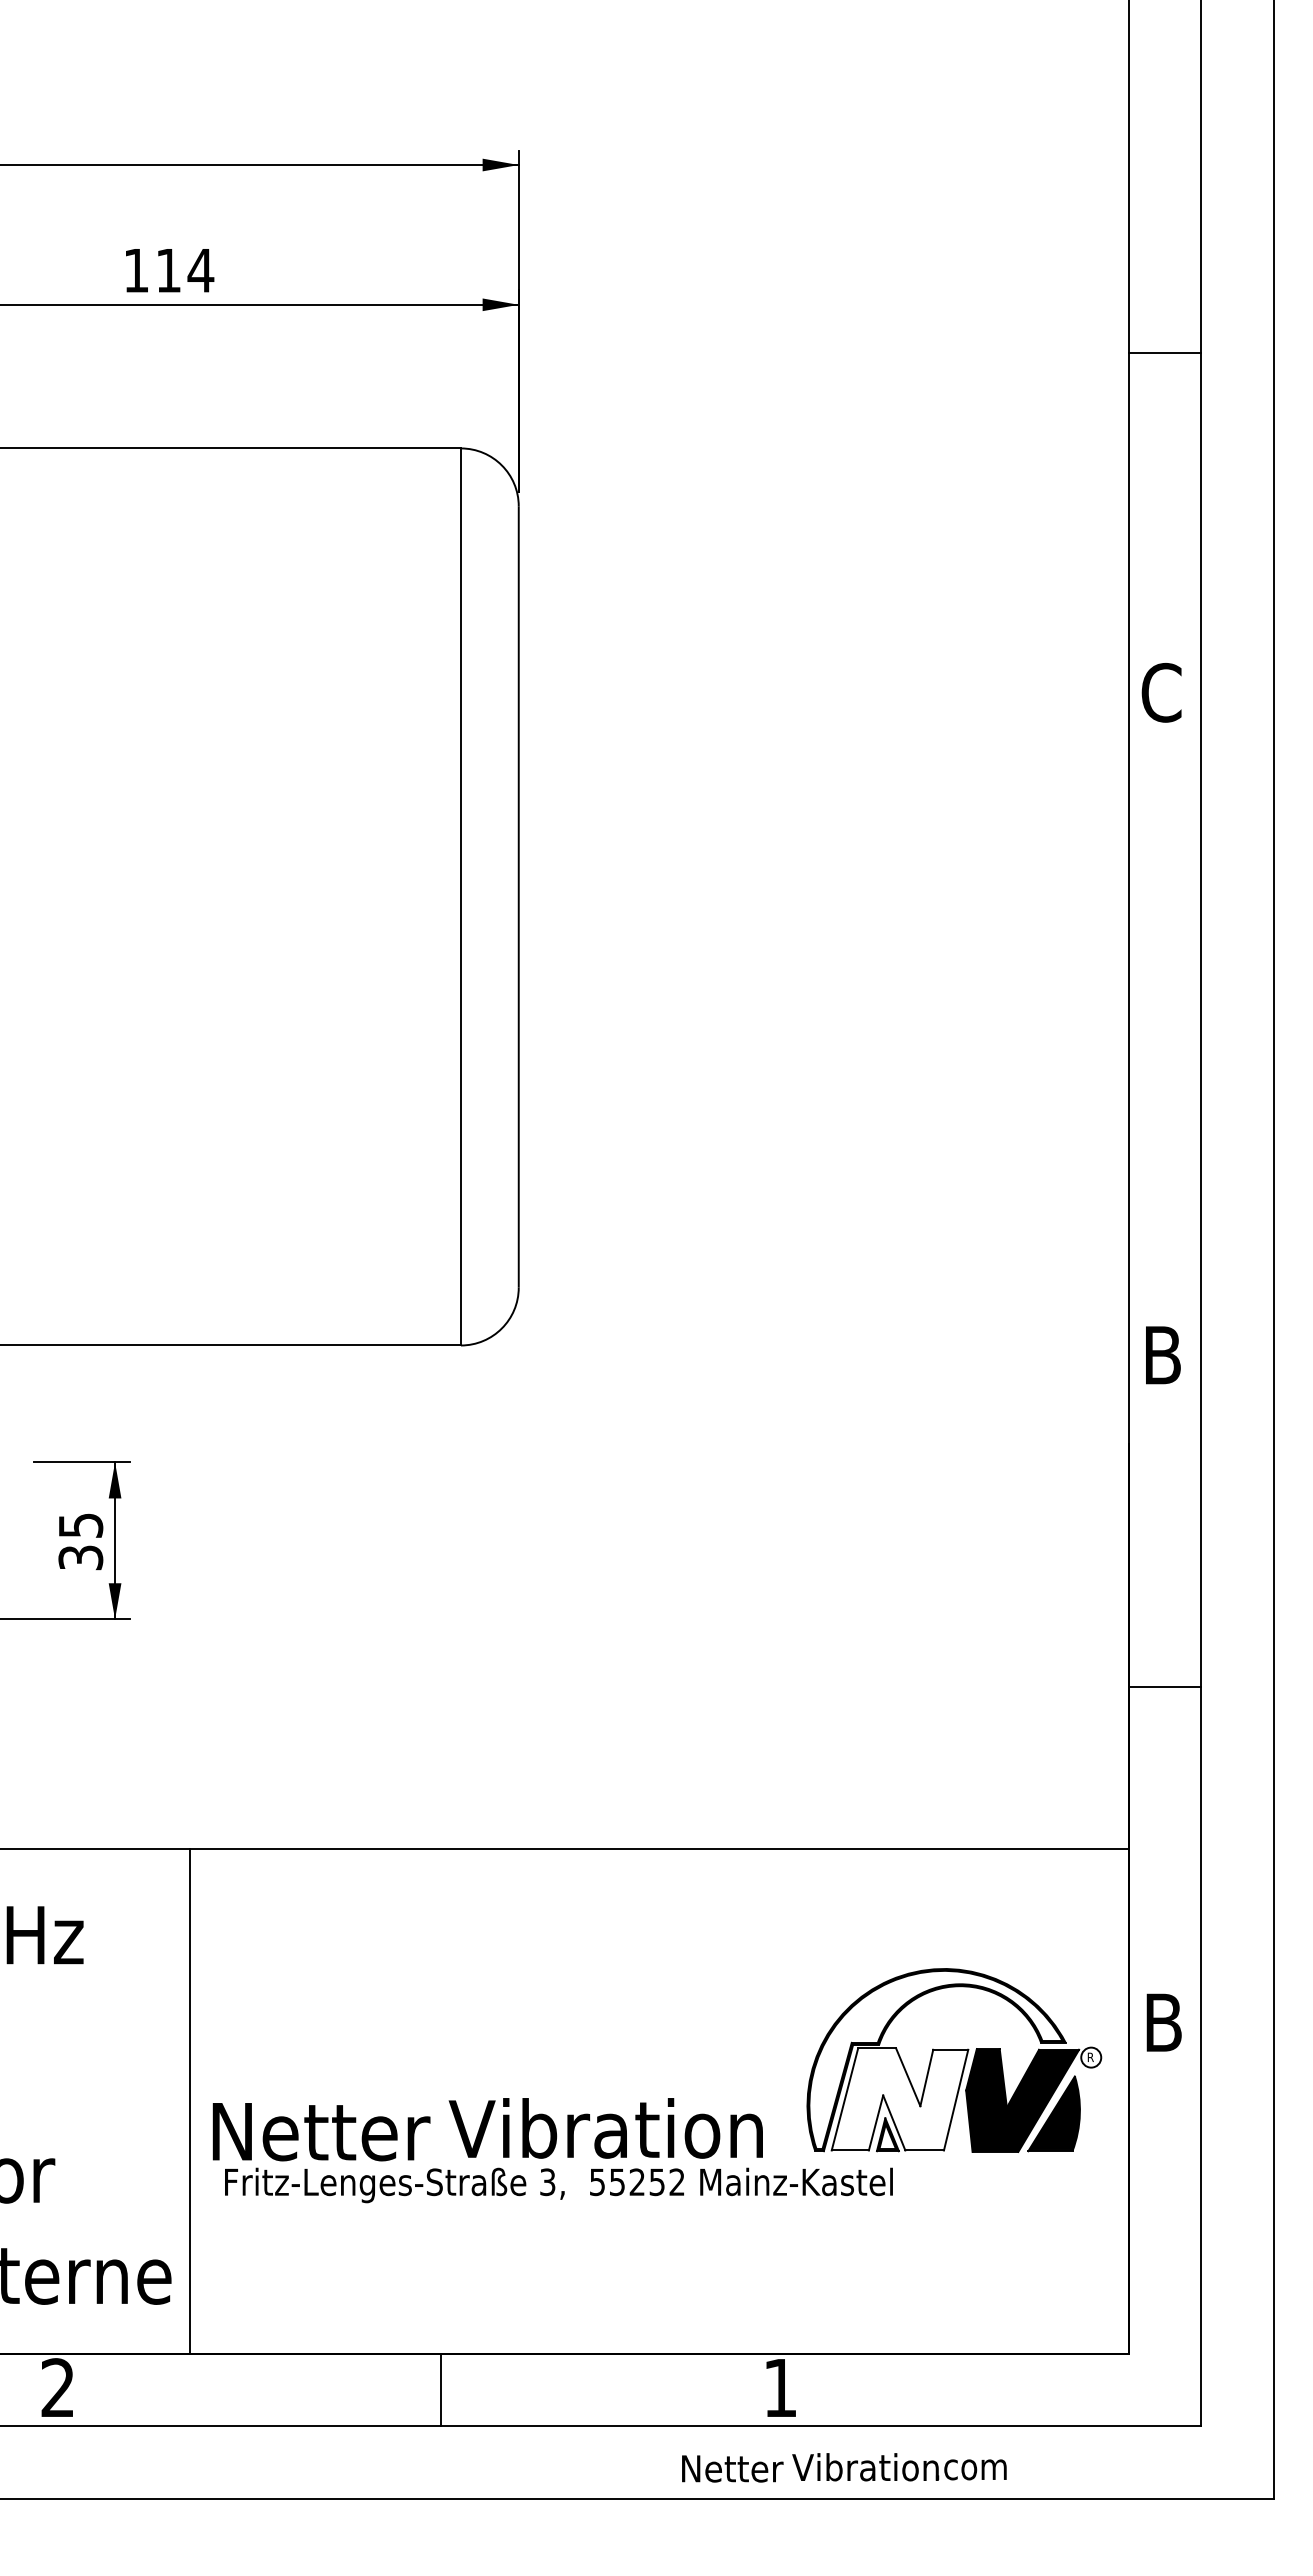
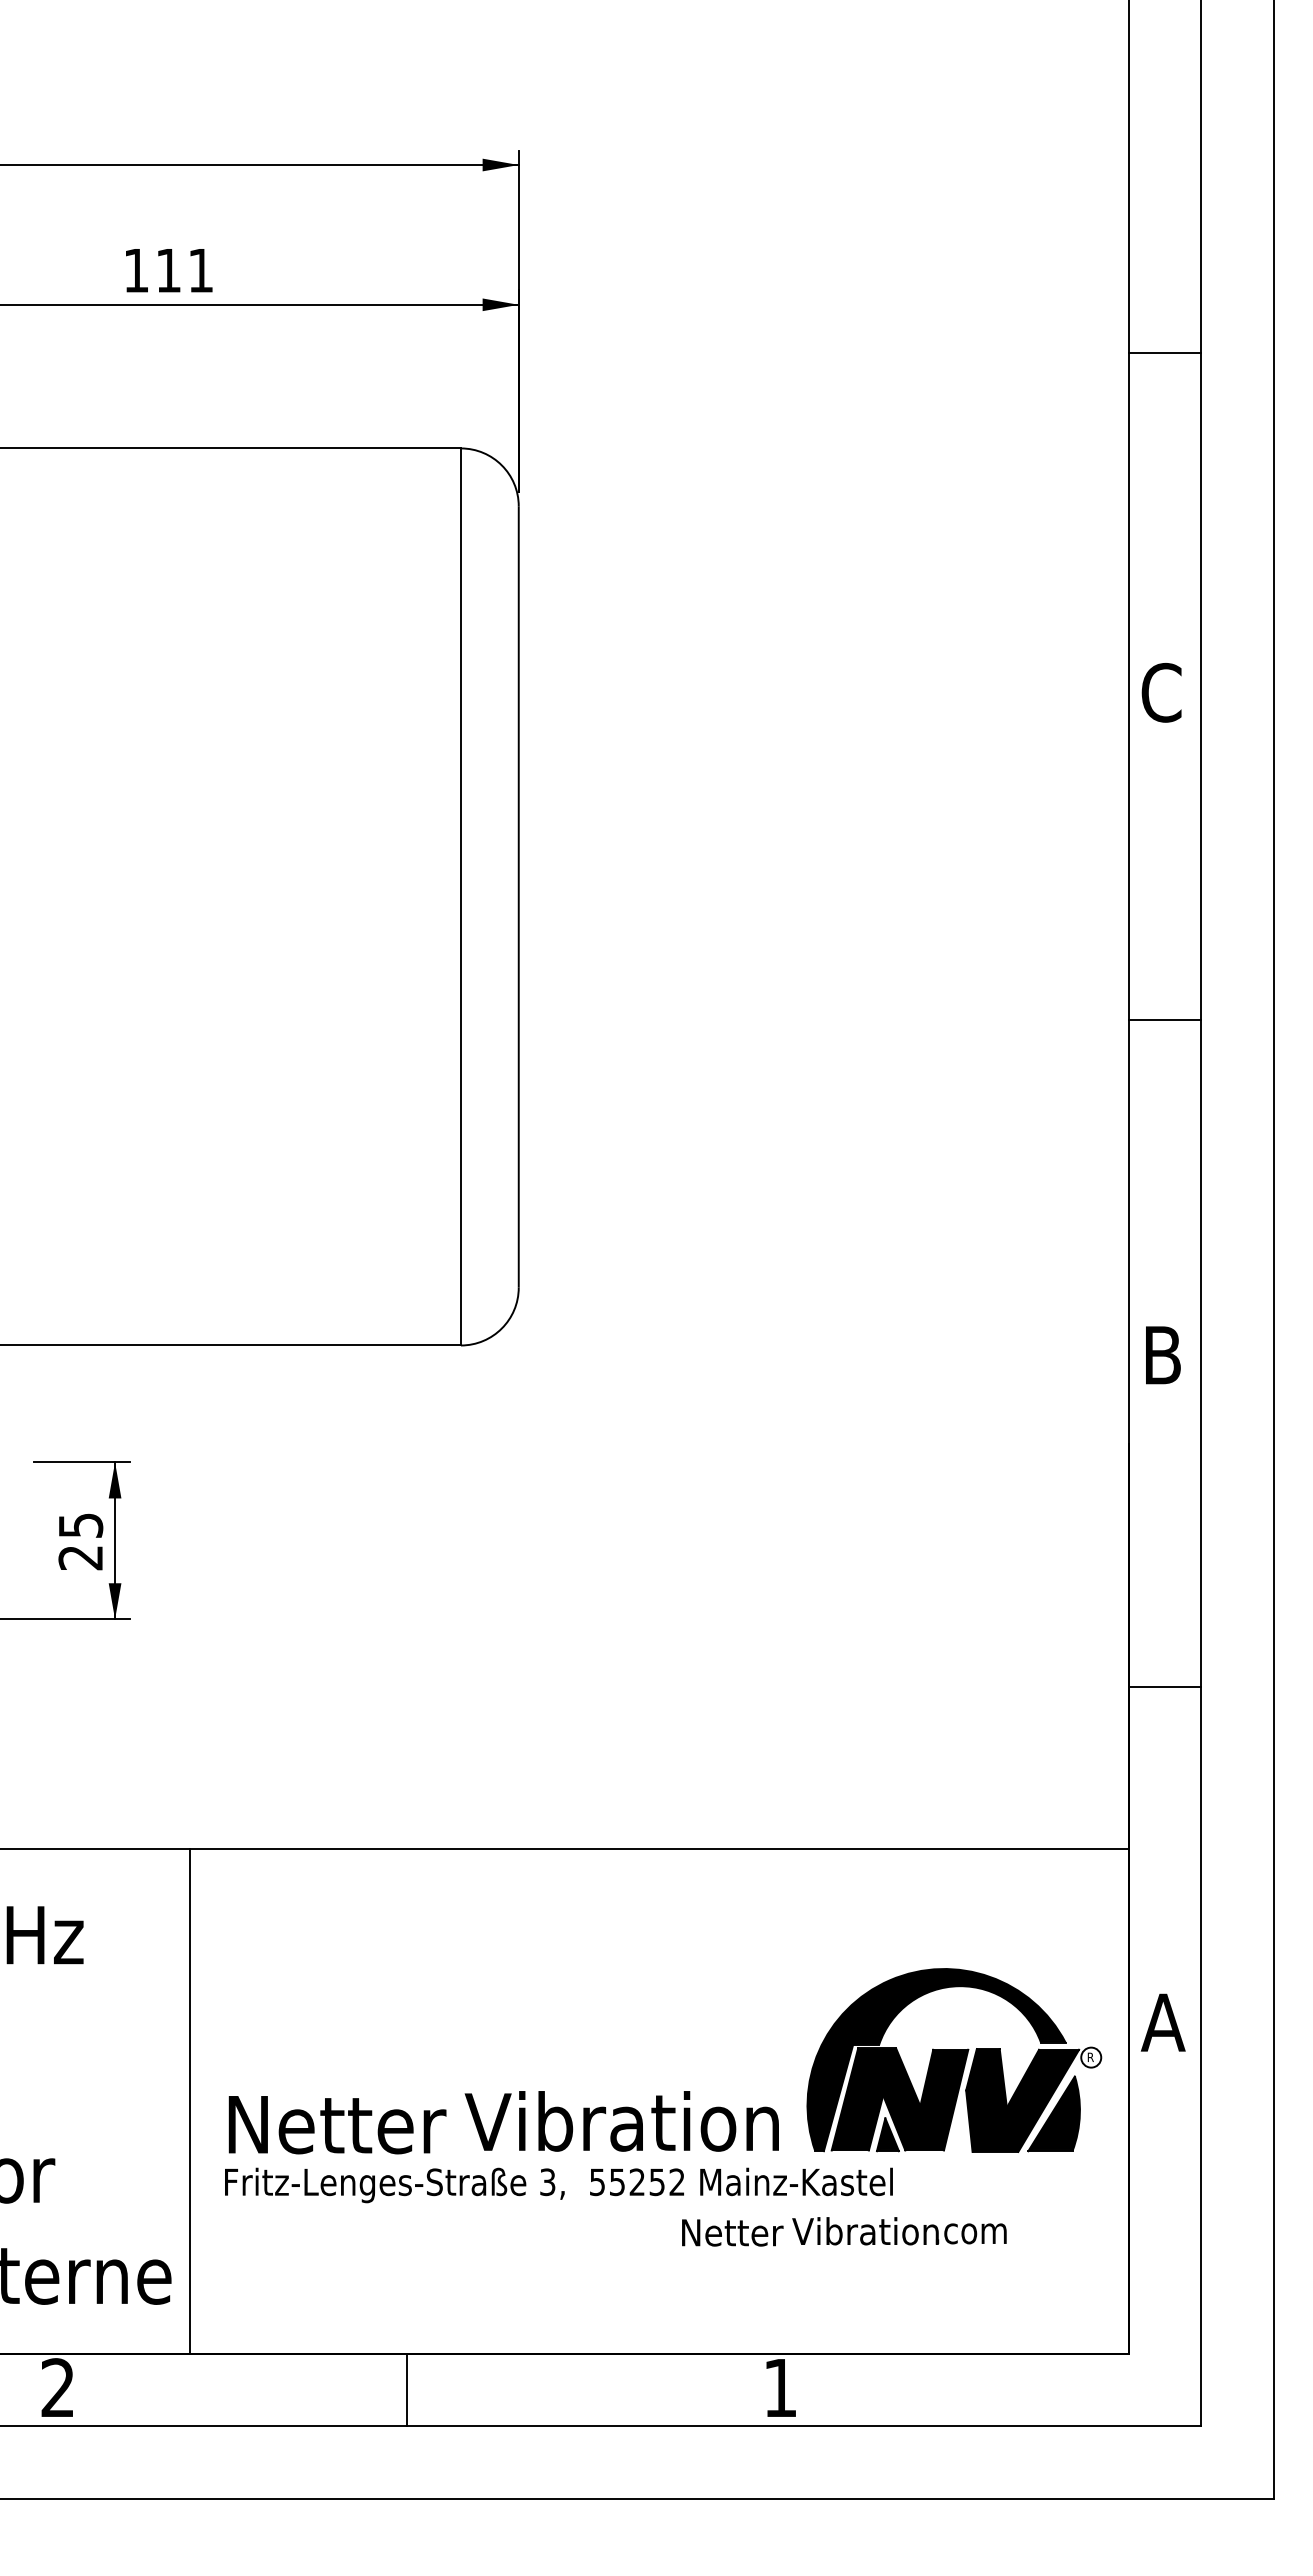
text: 114 -> 111 (200, 270)
line: none -> present (1165, 1020)
text: 35 -> 25 (80, 1557)
text: B -> A (1162, 2022)
fill: none -> present (935, 2059)
fill: none -> present (899, 2099)
text position: (487, 2129) -> (503, 2122) (503, 2122)
fill: none -> present (887, 2136)
line position: (440, 2390) -> (406, 2390) (406, 2390)
text position: (844, 2467) -> (844, 2231) (844, 2231)
